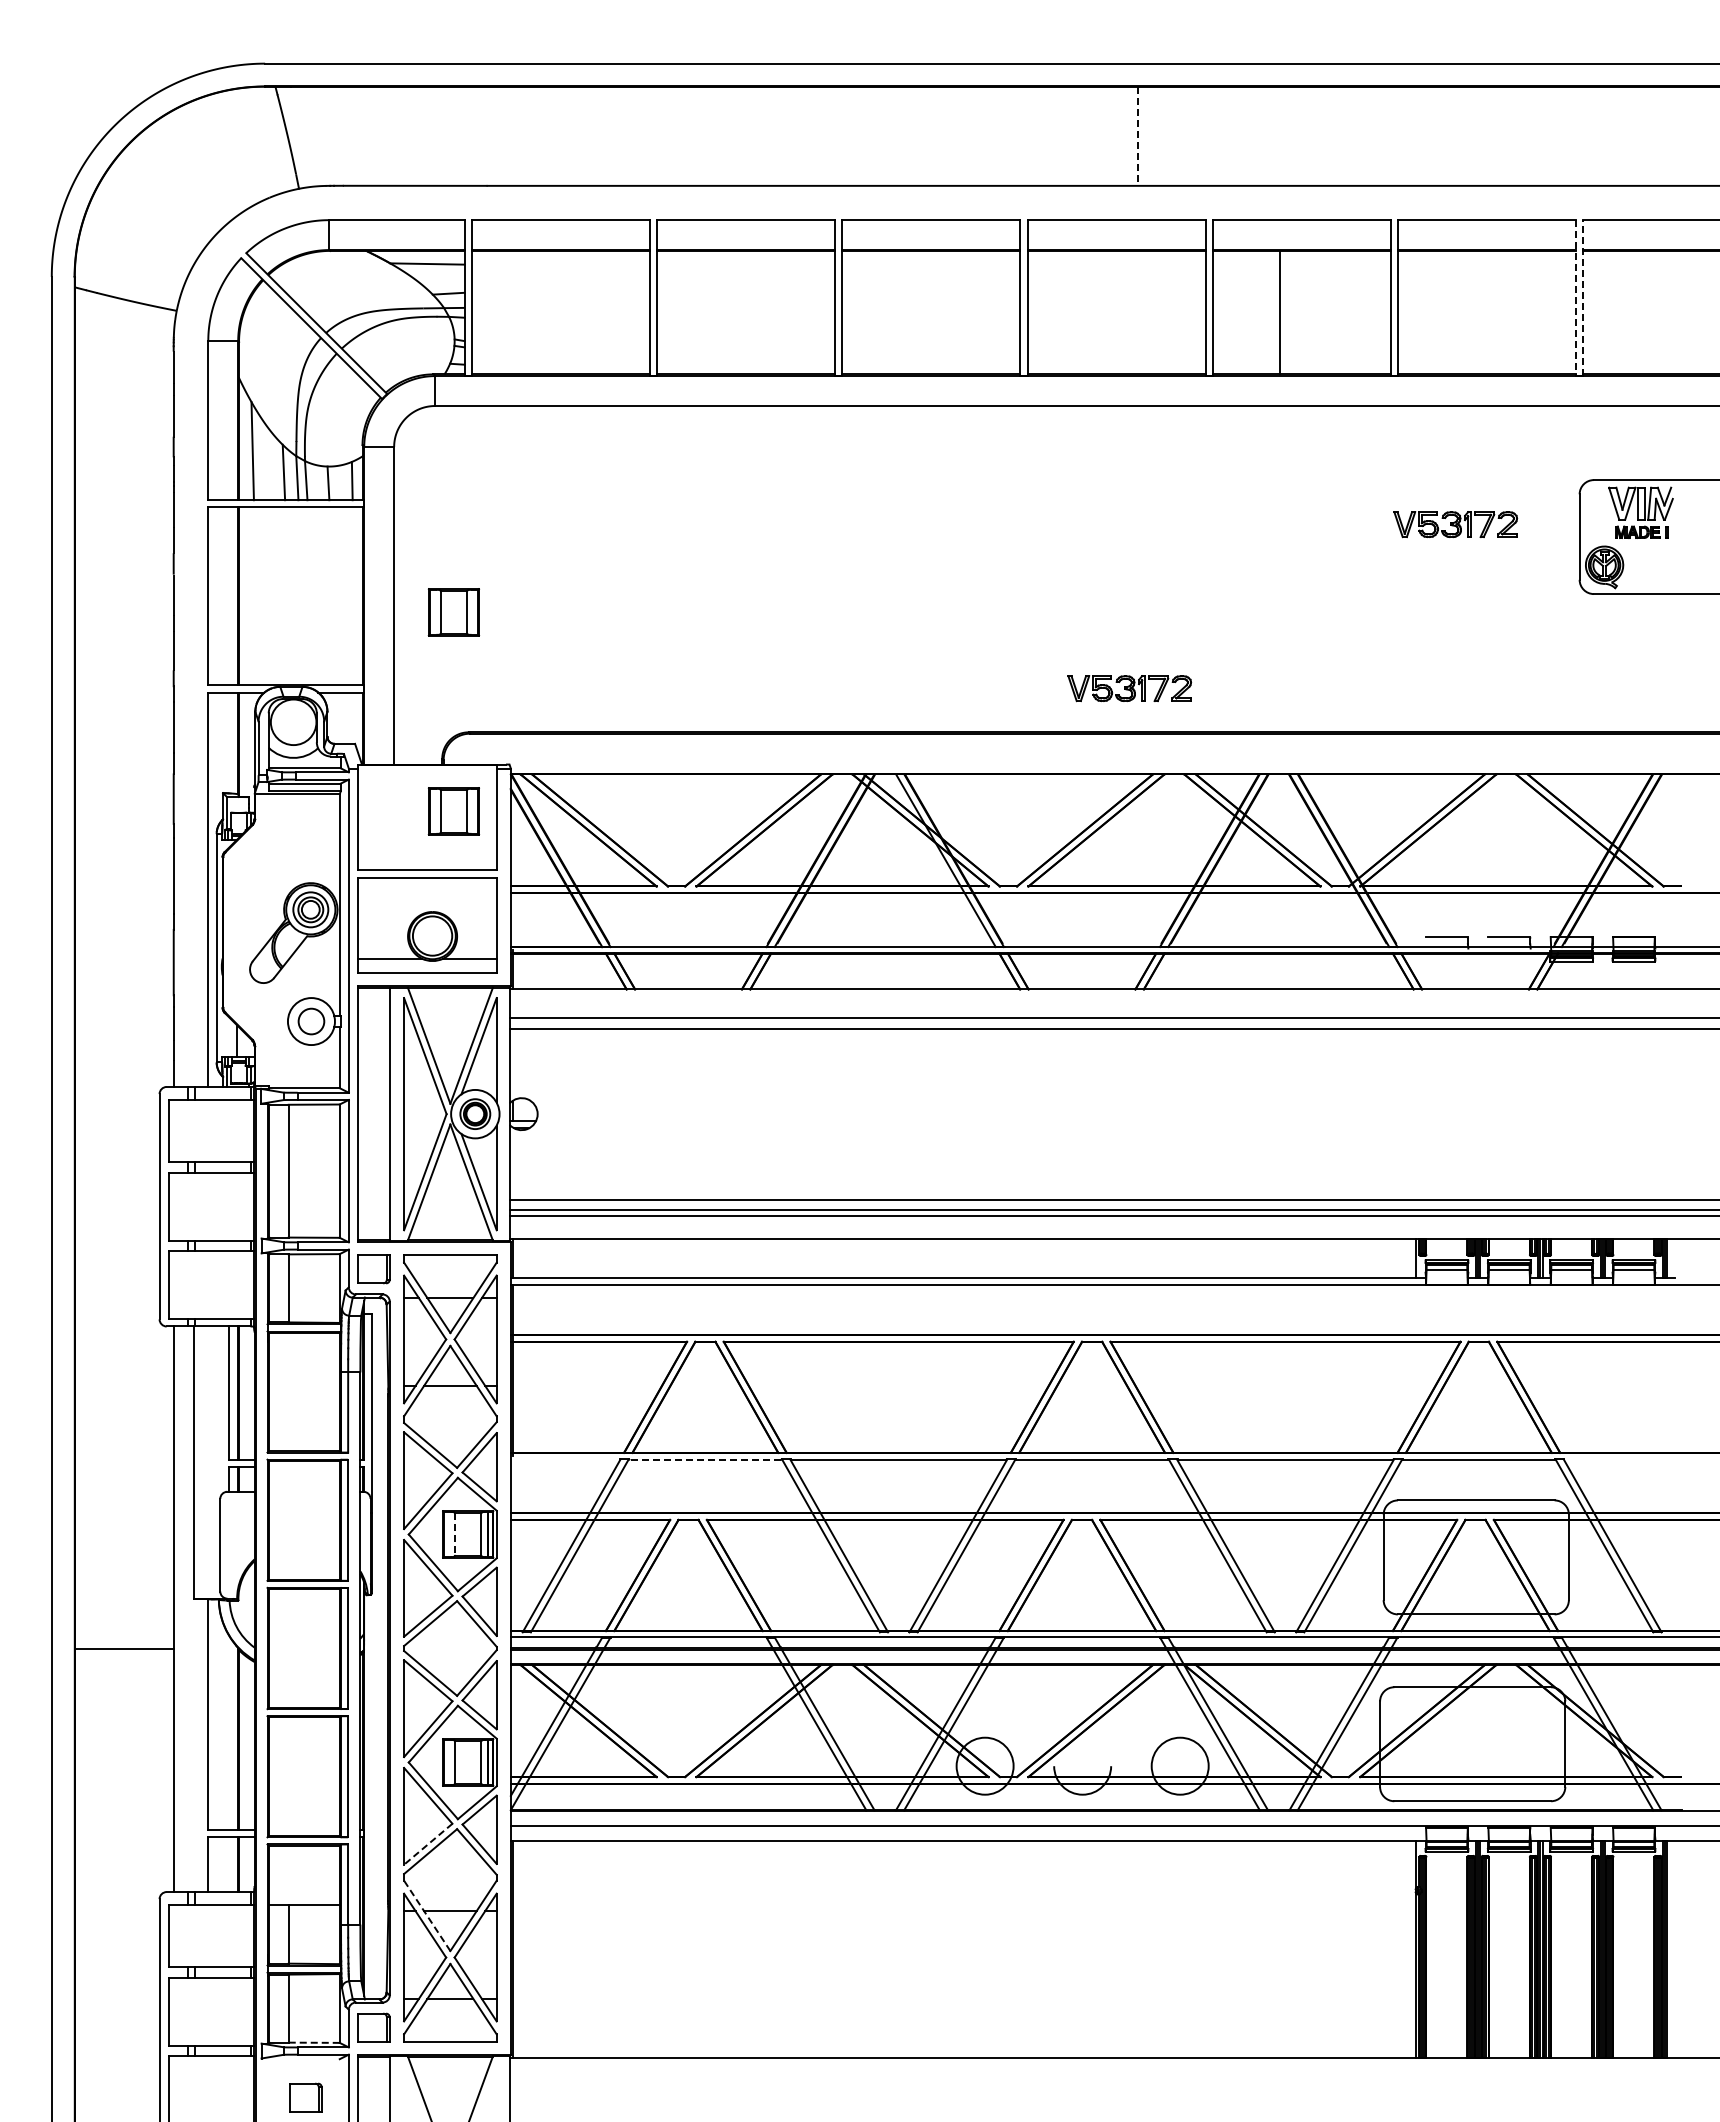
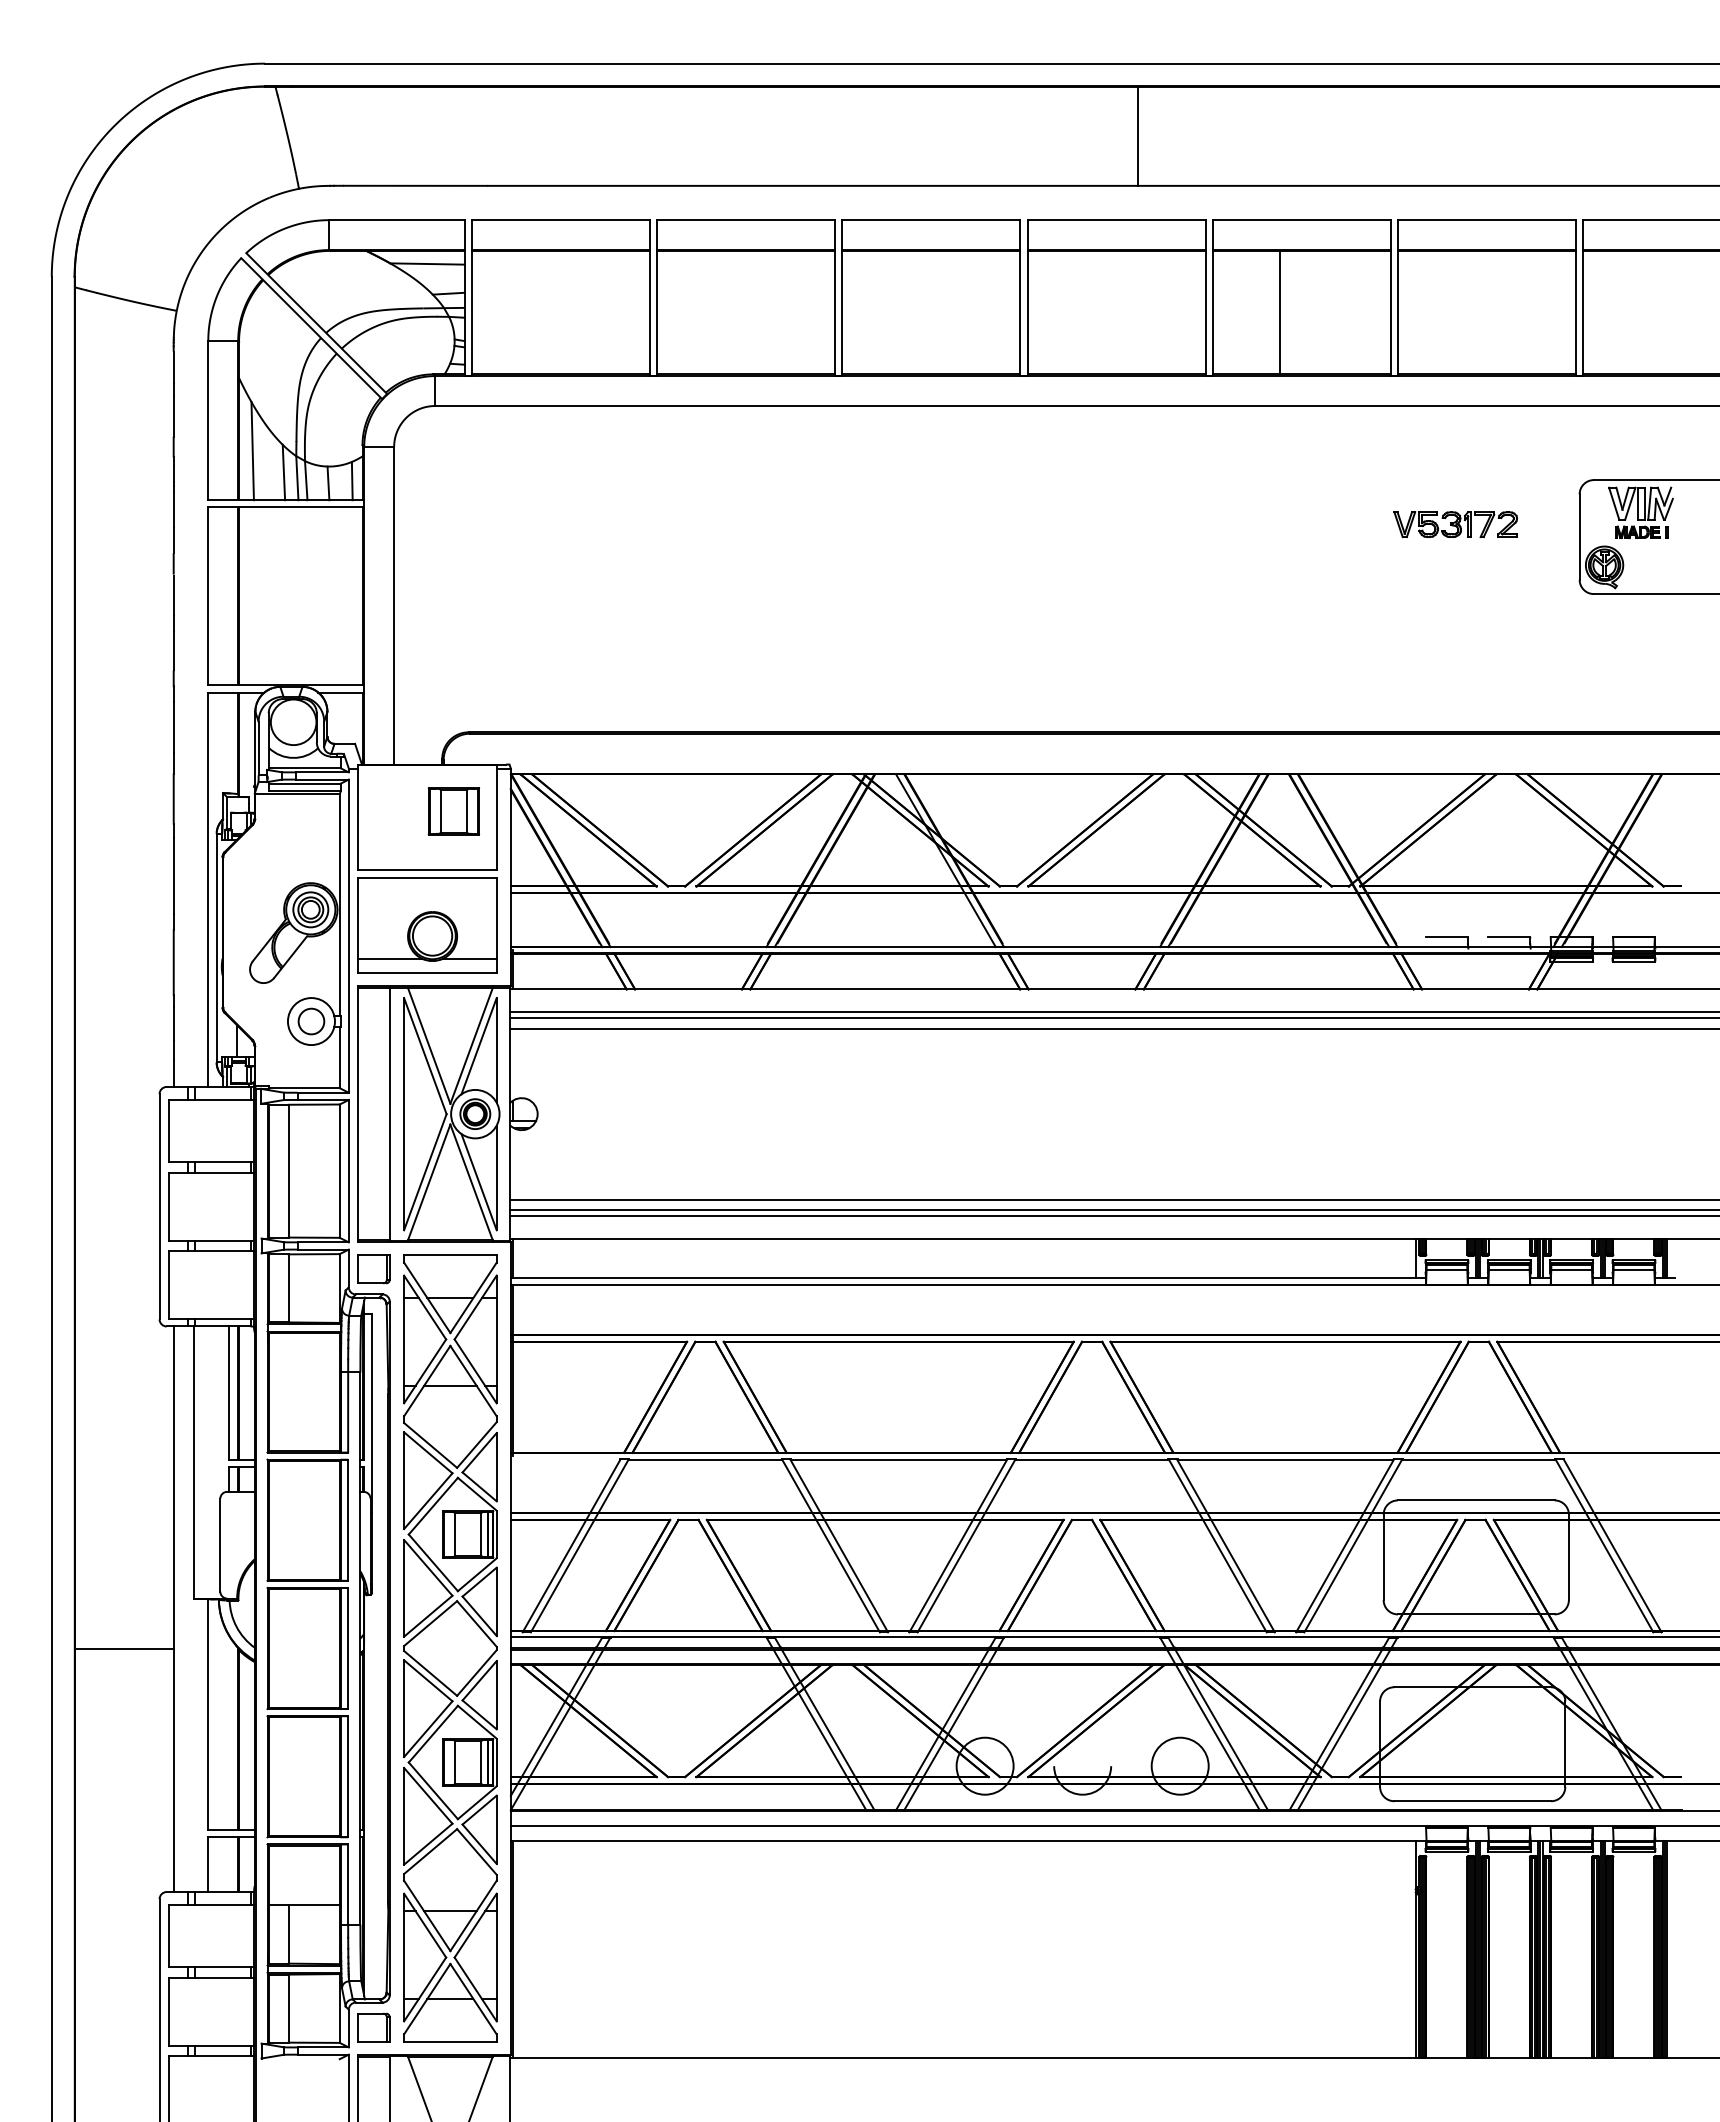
line: dashed -> solid (1137, 136)
line: dashed -> solid (1576, 297)
line: dashed -> solid (1583, 297)
part: present -> none (453, 612)
part: present -> none (1129, 688)
line: none -> present (1112, 1012)
line: dashed -> solid (704, 1459)
line: dashed -> solid (455, 1535)
line: dashed -> solid (428, 1844)
line: dashed -> solid (426, 1915)
line: dashed -> solid (314, 2042)
part: present -> none (305, 2097)
